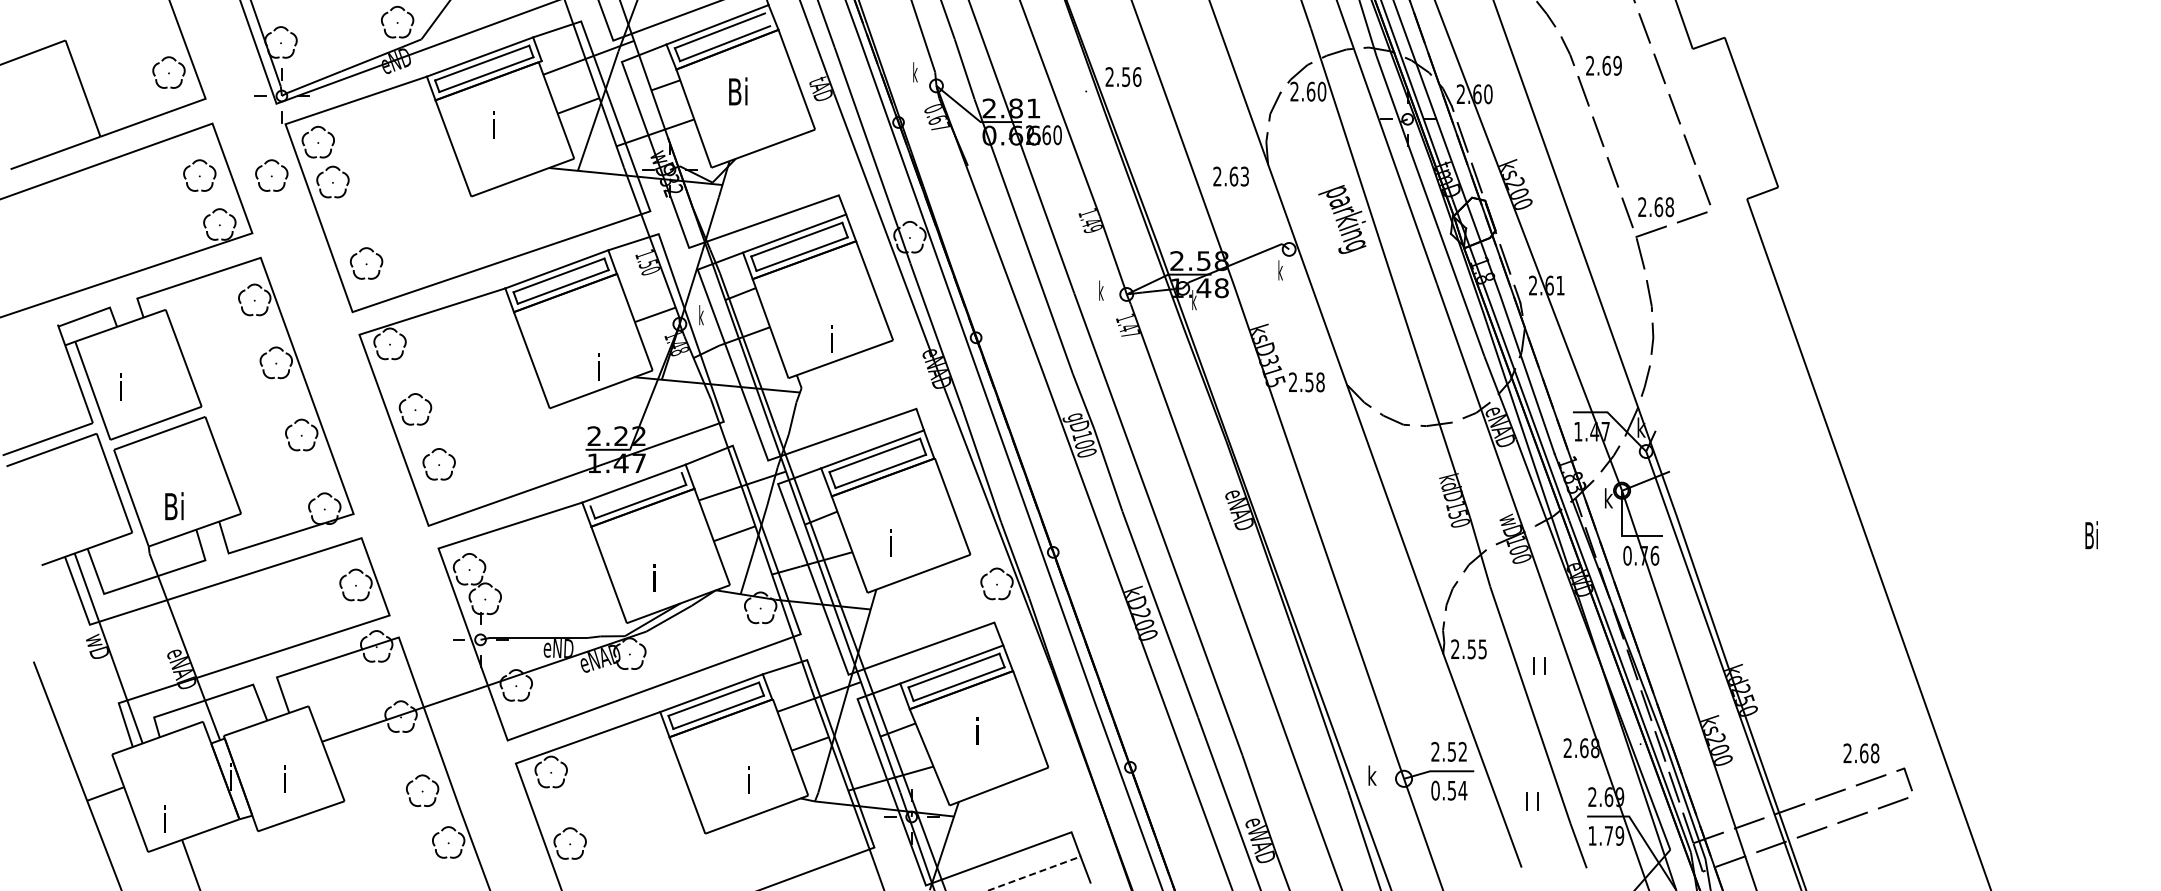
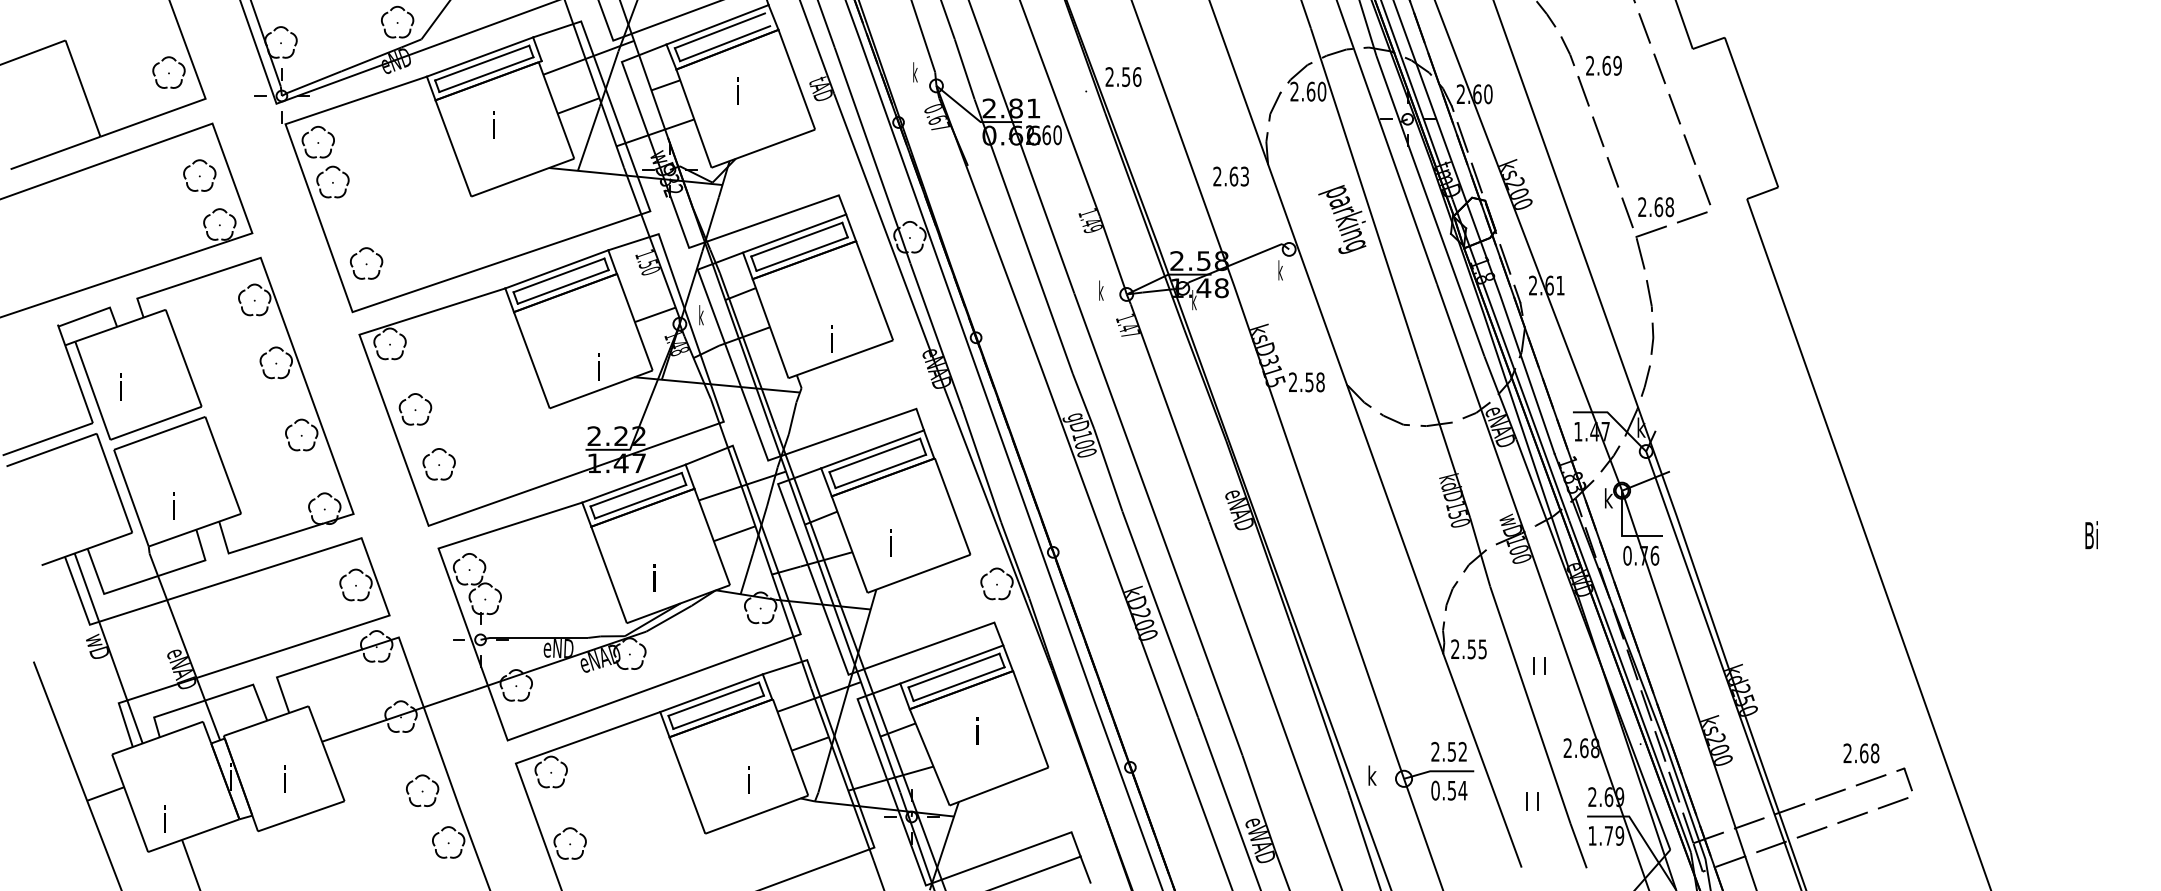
text: Bi -> i (738, 91)
part: present -> none (271, 175)
line: none -> present (635, 489)
text: Bi -> i (174, 506)
line: dashed -> solid (1034, 873)
